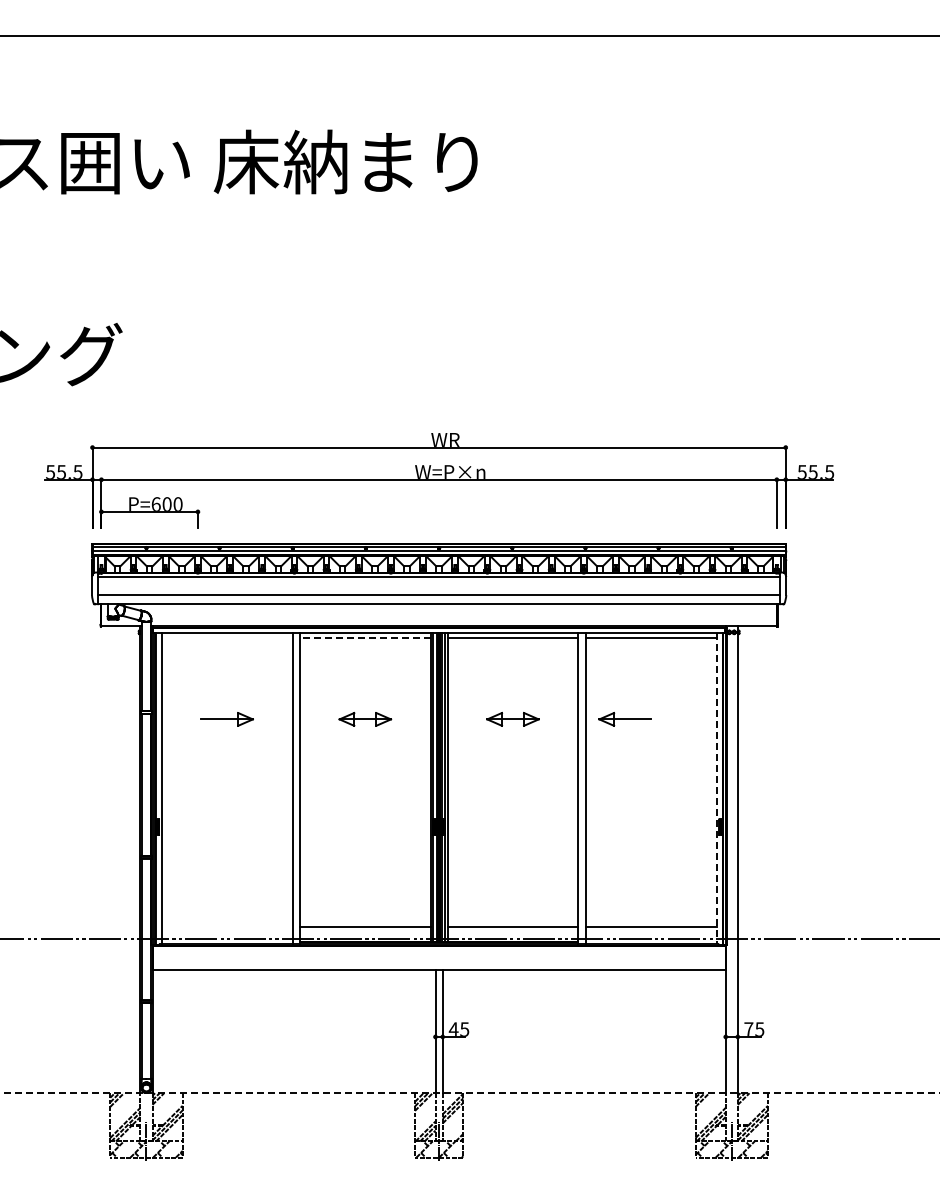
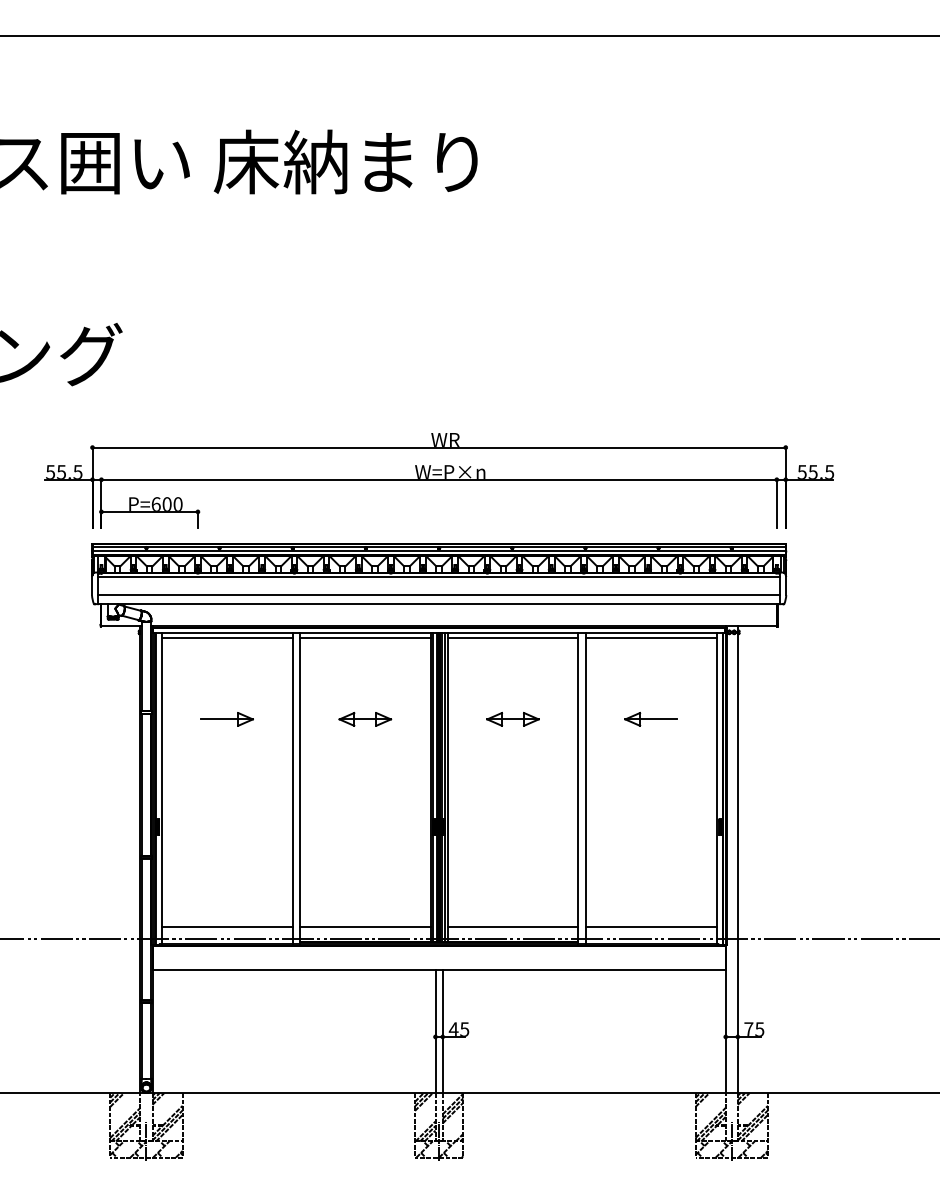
line: none -> present (226, 638)
line: dashed -> solid (364, 638)
part position: (624, 719) -> (650, 719) (650, 719)
line: dashed -> solid (716, 788)
line: none -> present (226, 927)
line: dashed -> solid (469, 1093)
